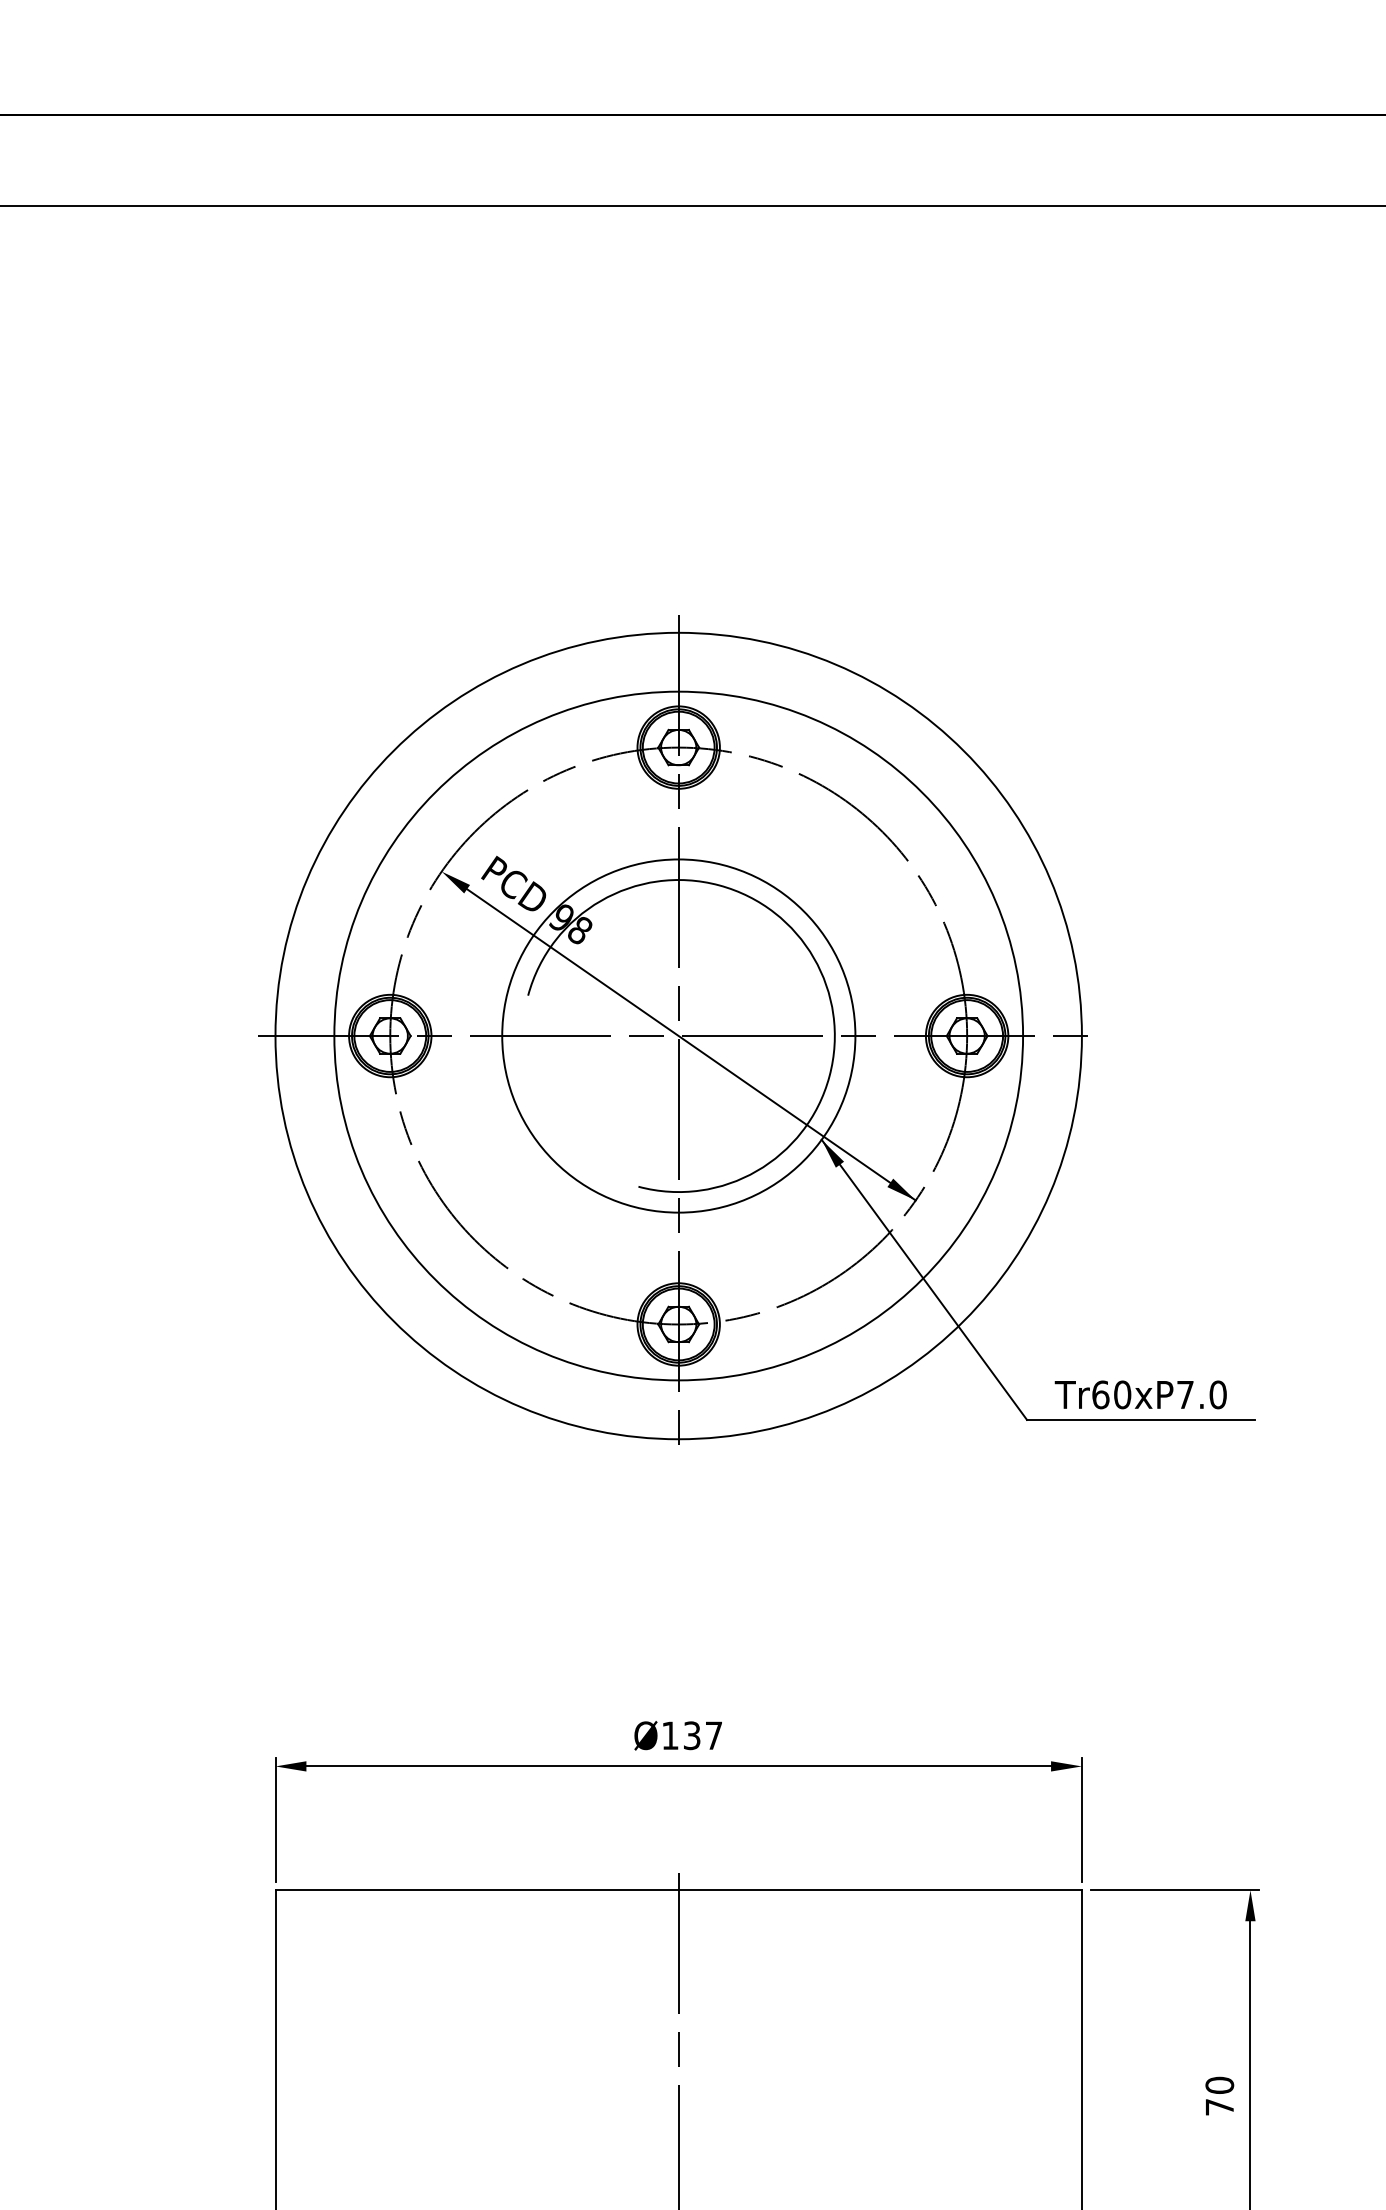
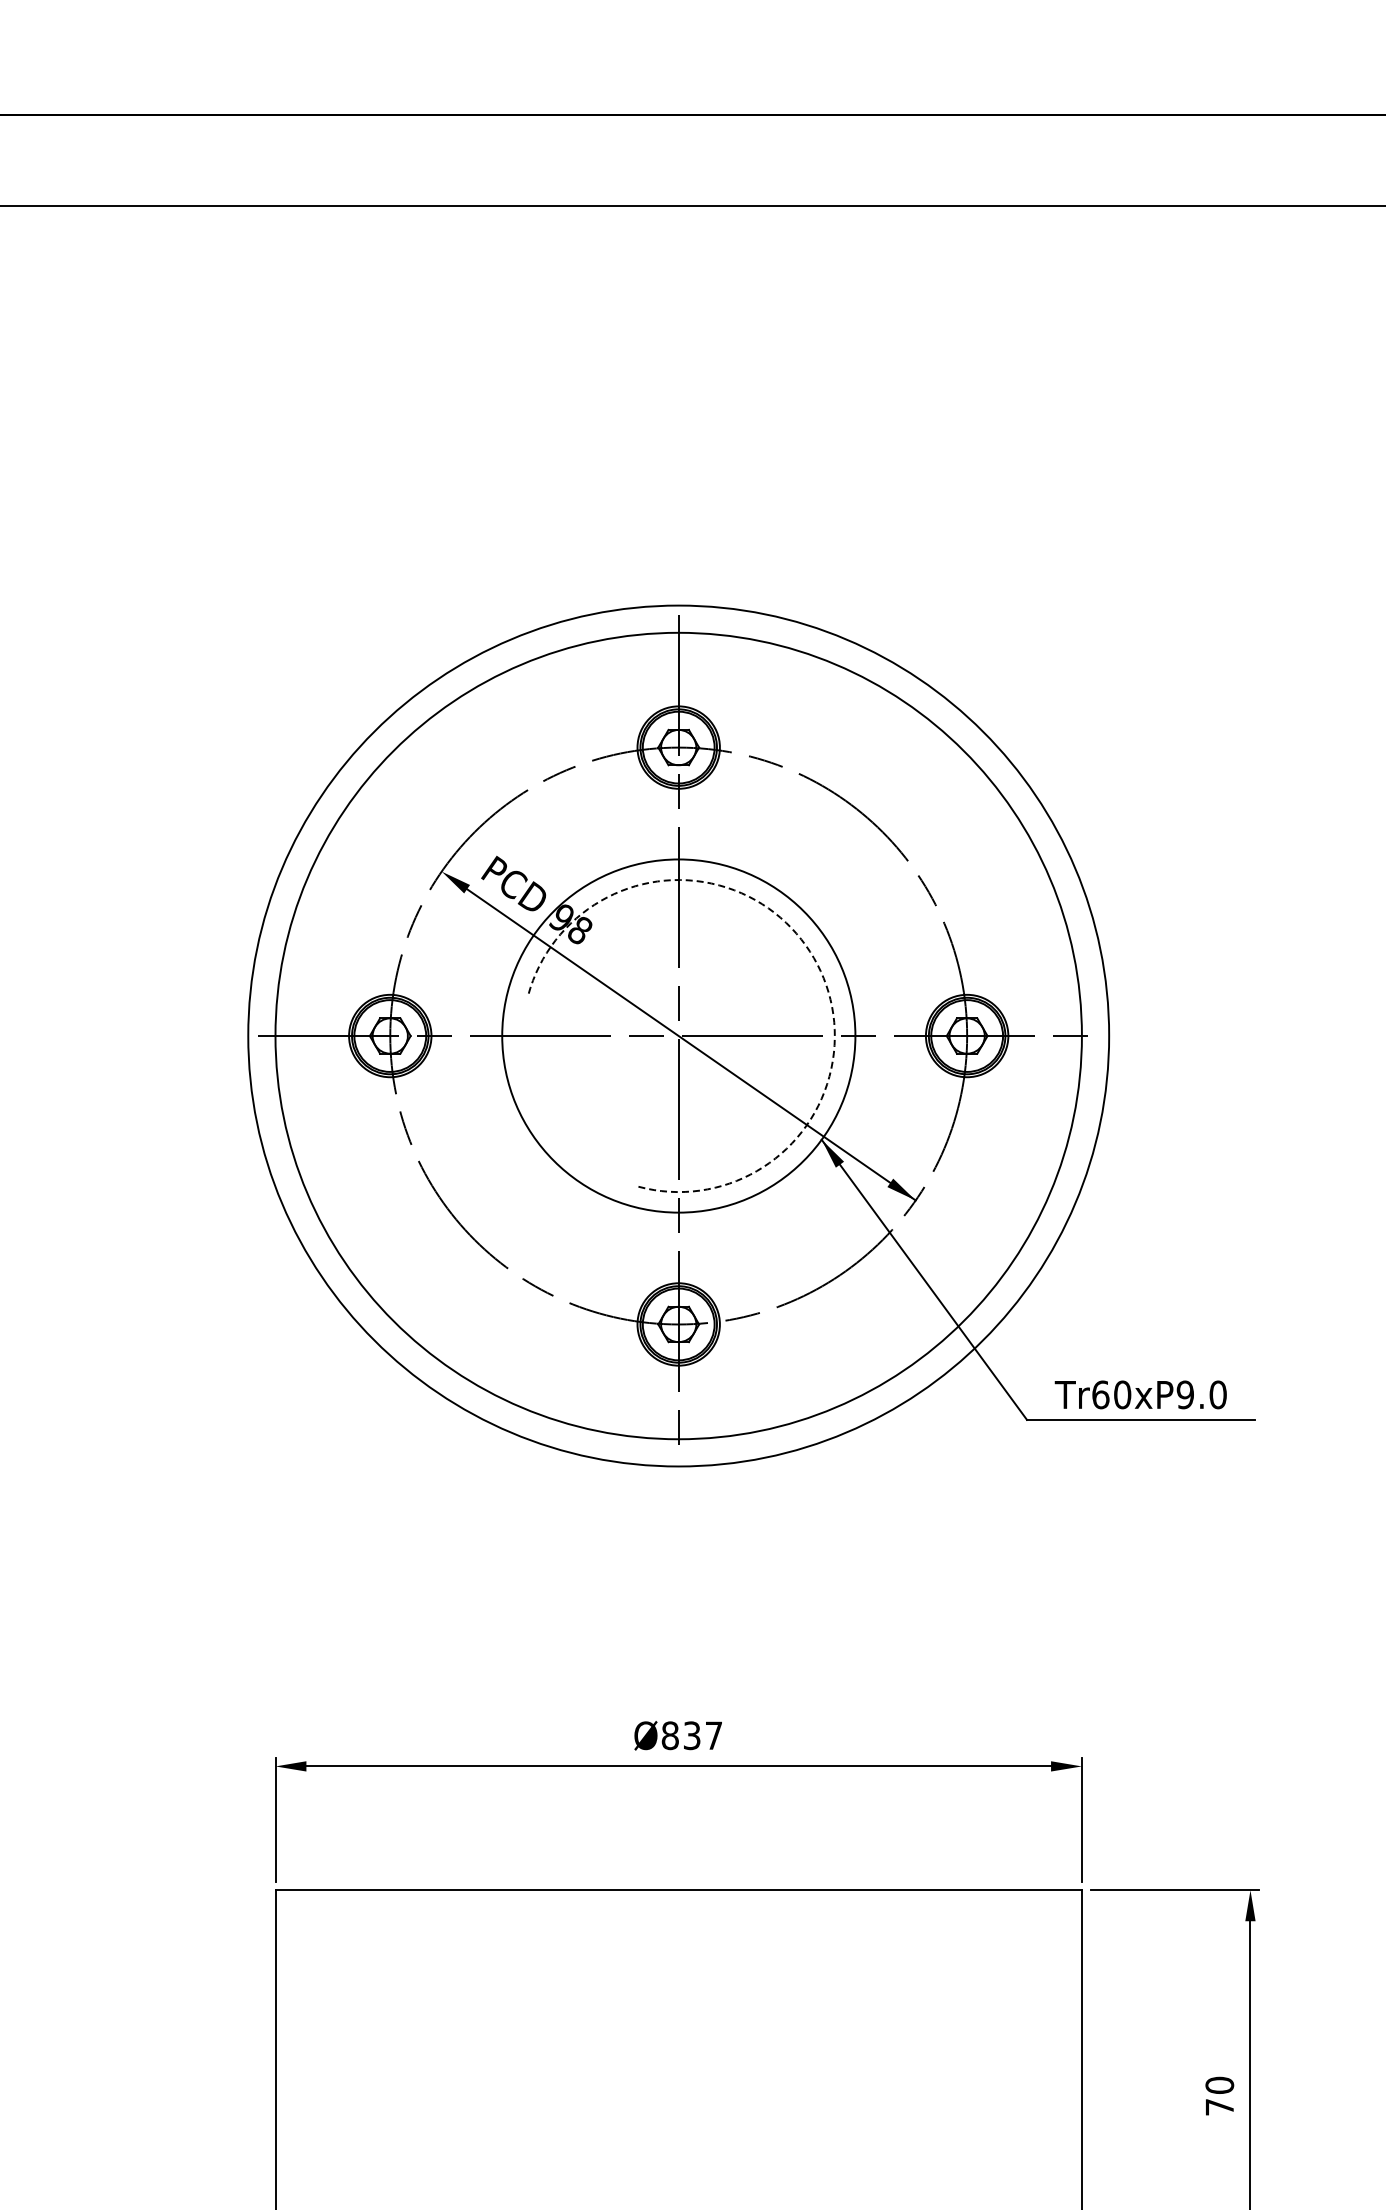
arc: solid -> dashed (813, 958)
circle diameter: 689 px -> 861 px (678, 1035)
text: Tr60xP7.0 -> Tr60xP9.0 (1184, 1394)
text: Ø137 -> Ø837 (669, 1735)
line: present -> none (678, 2039)
